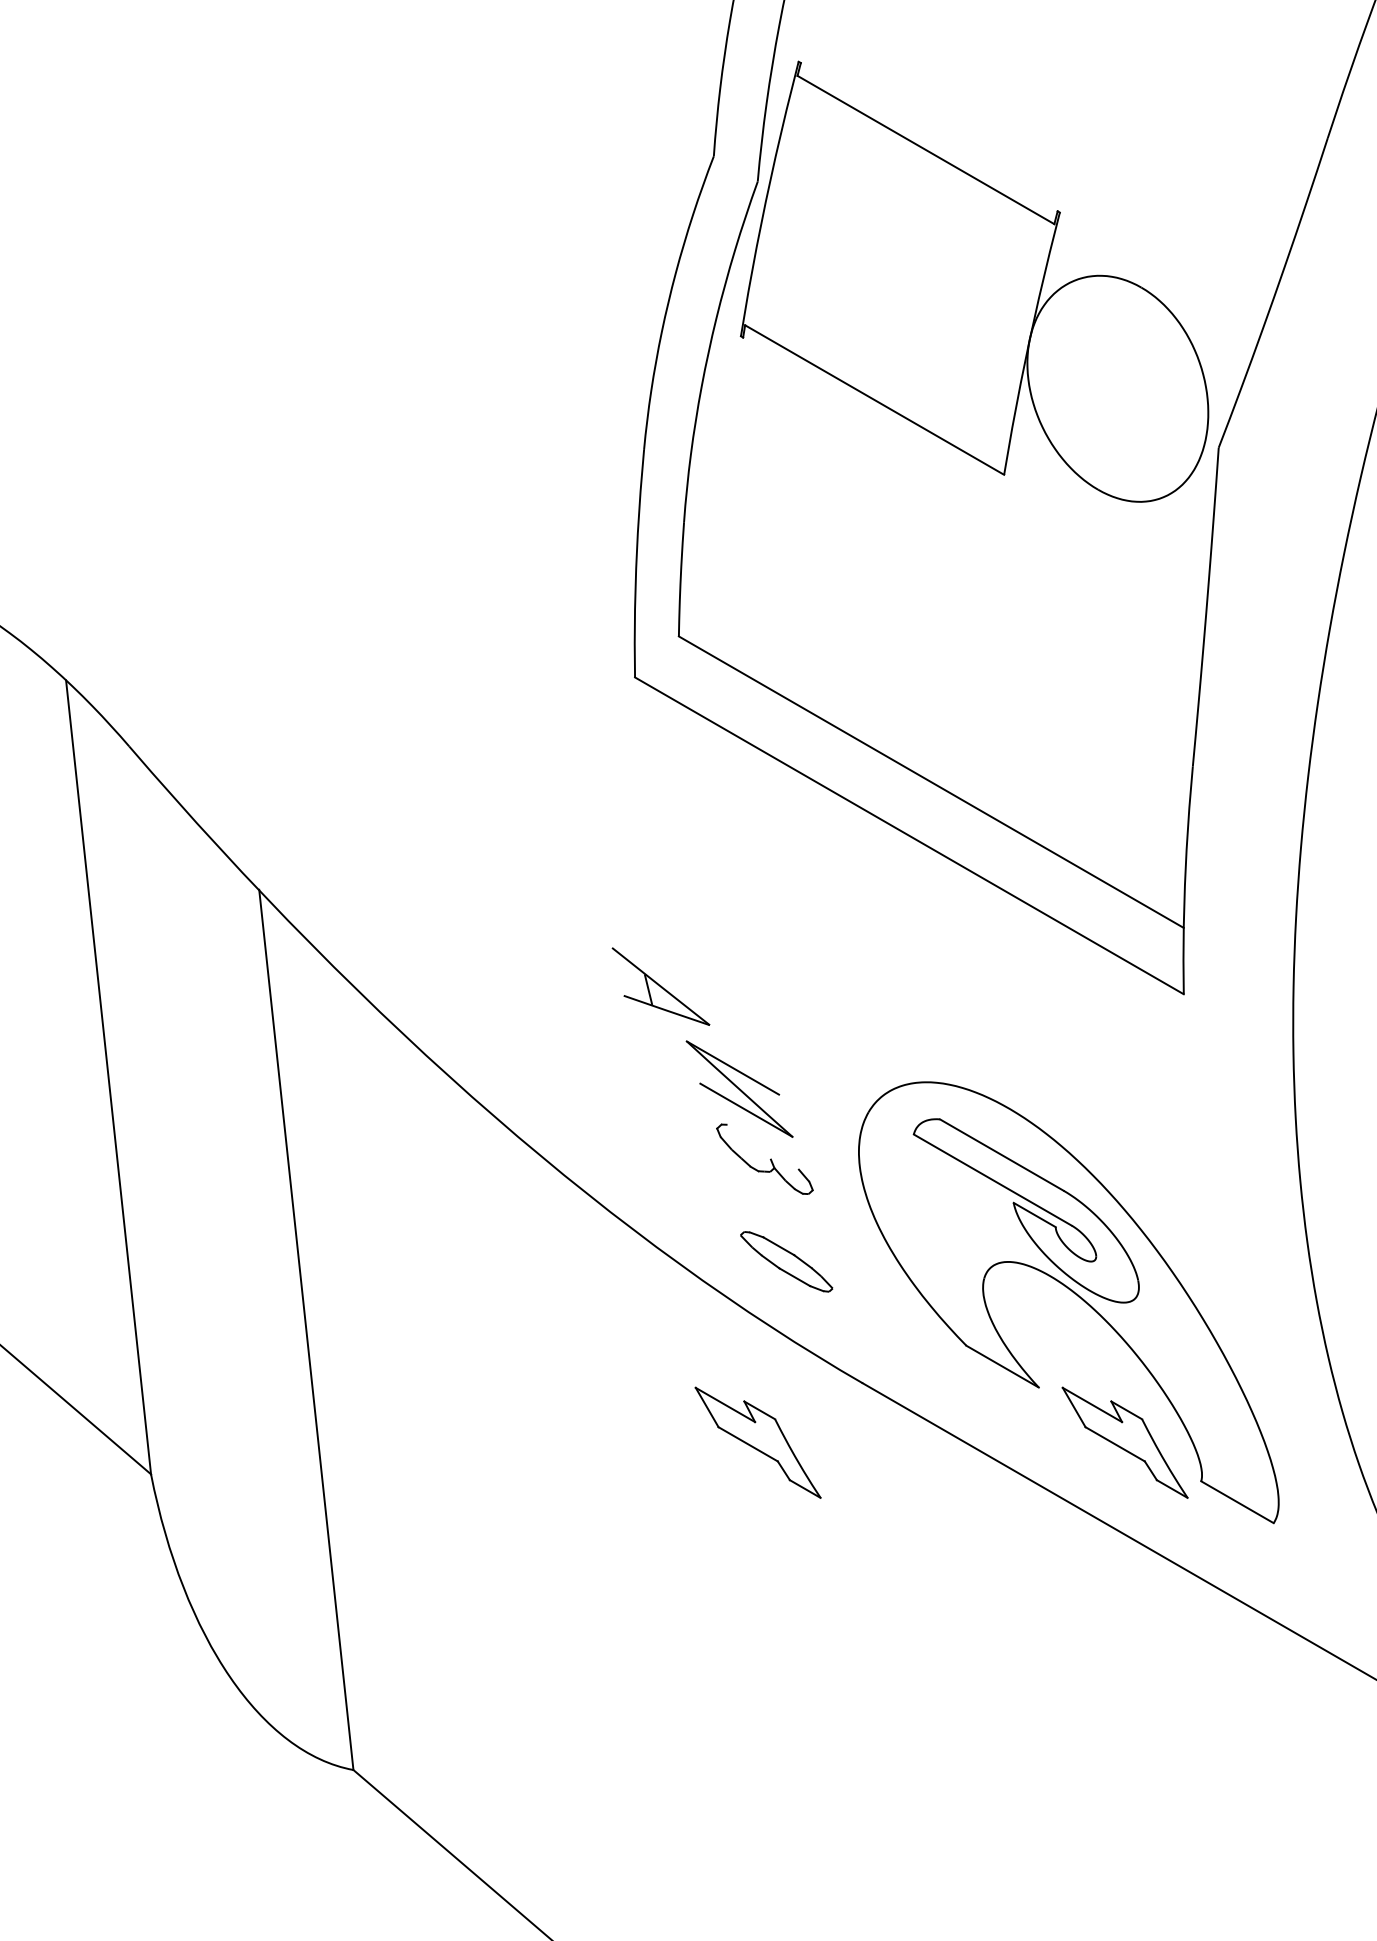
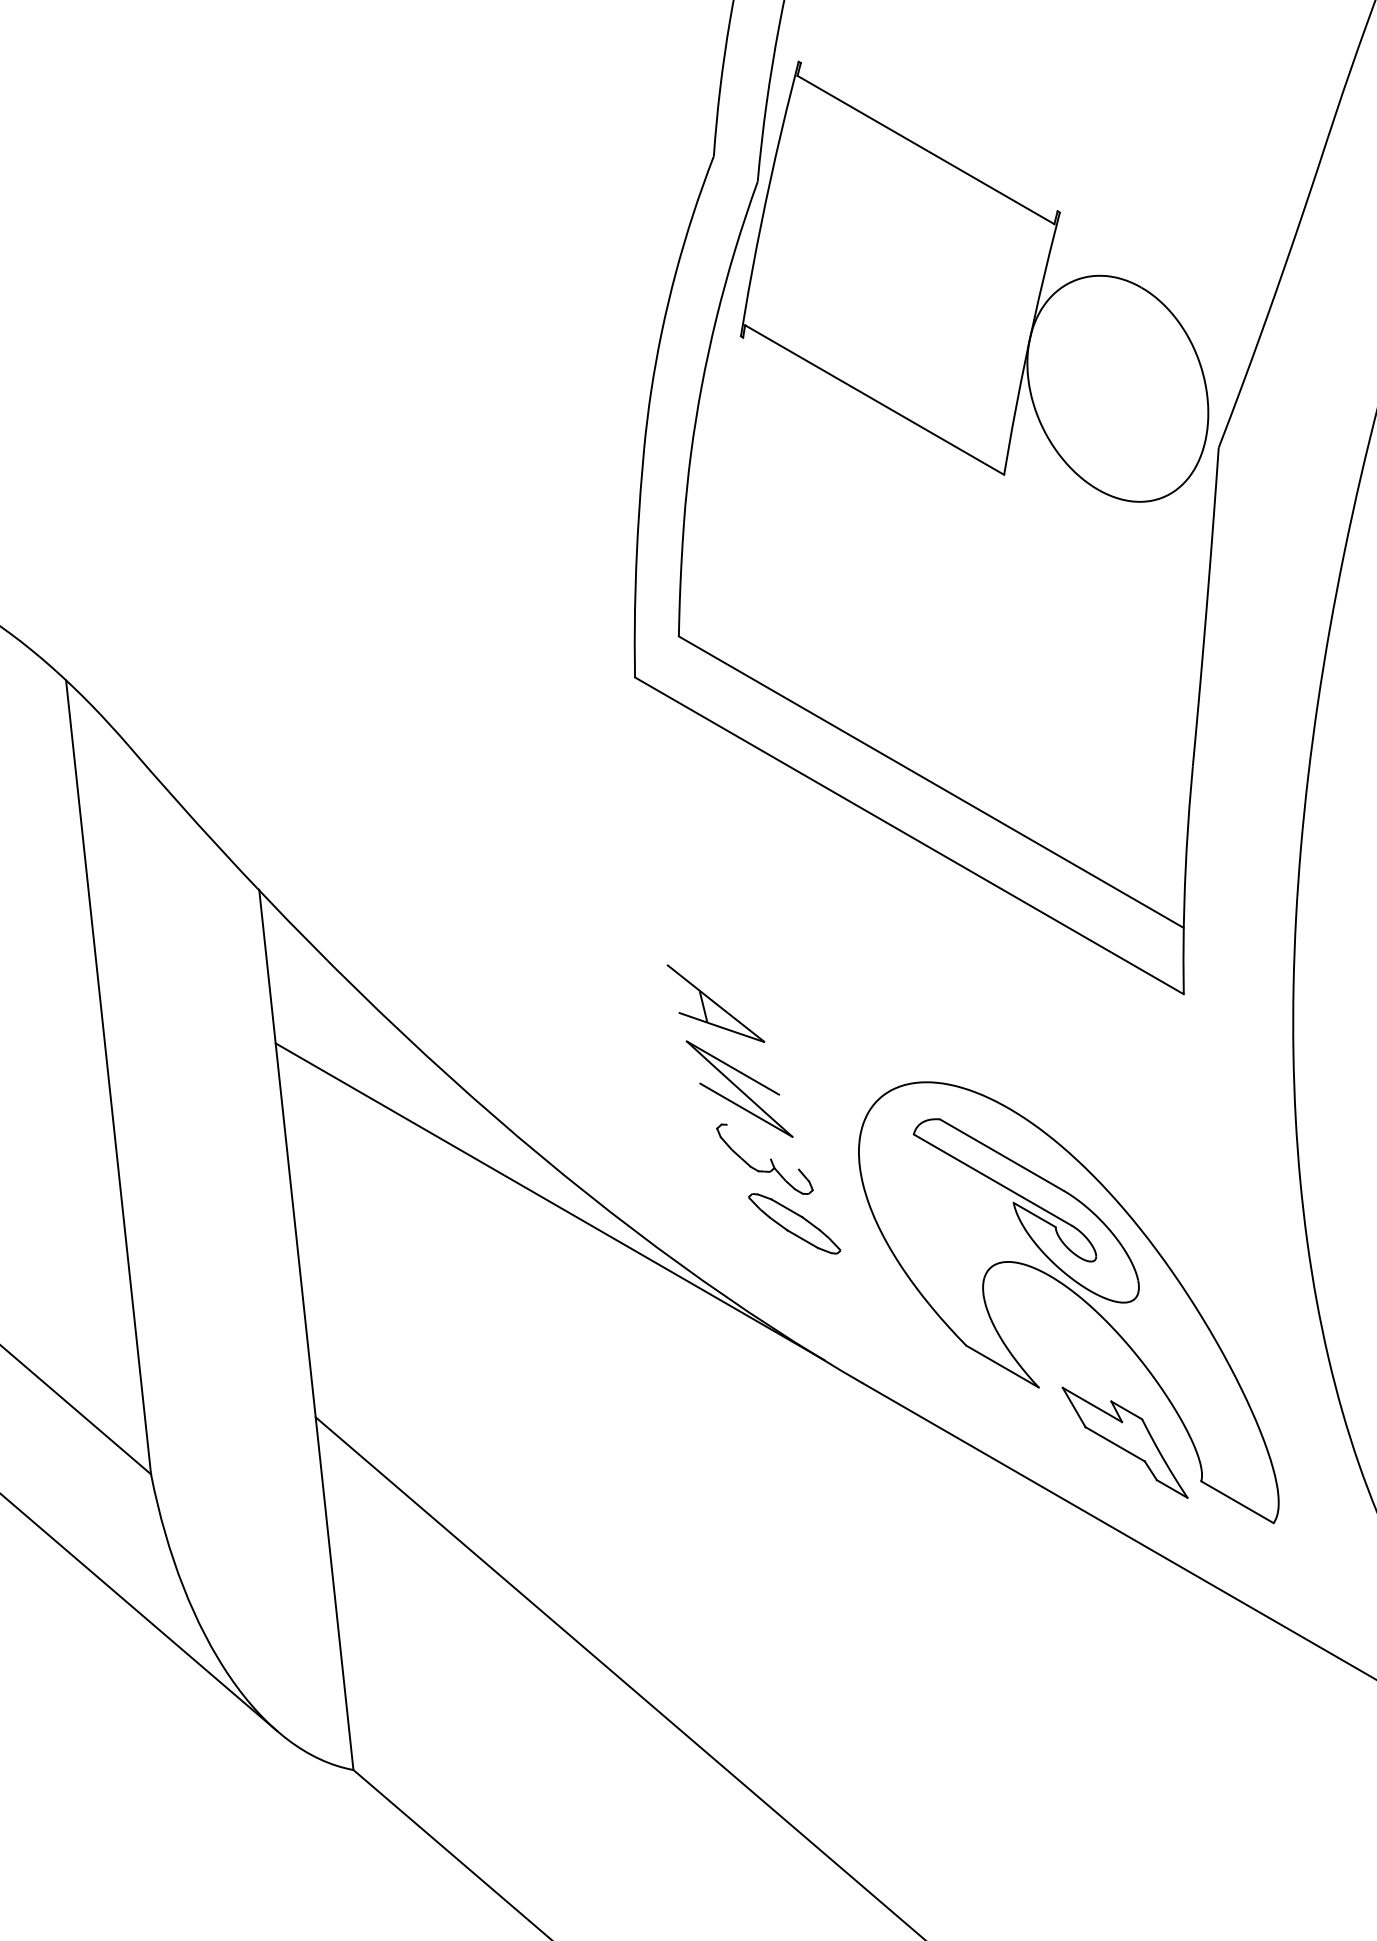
part position: (660, 986) -> (715, 1003) (715, 1003)
line: none -> present (549, 1201)
part position: (786, 1261) -> (794, 1223) (794, 1223)
part: present -> none (757, 1442)
line: none -> present (139, 1613)
line: none -> present (618, 1677)
